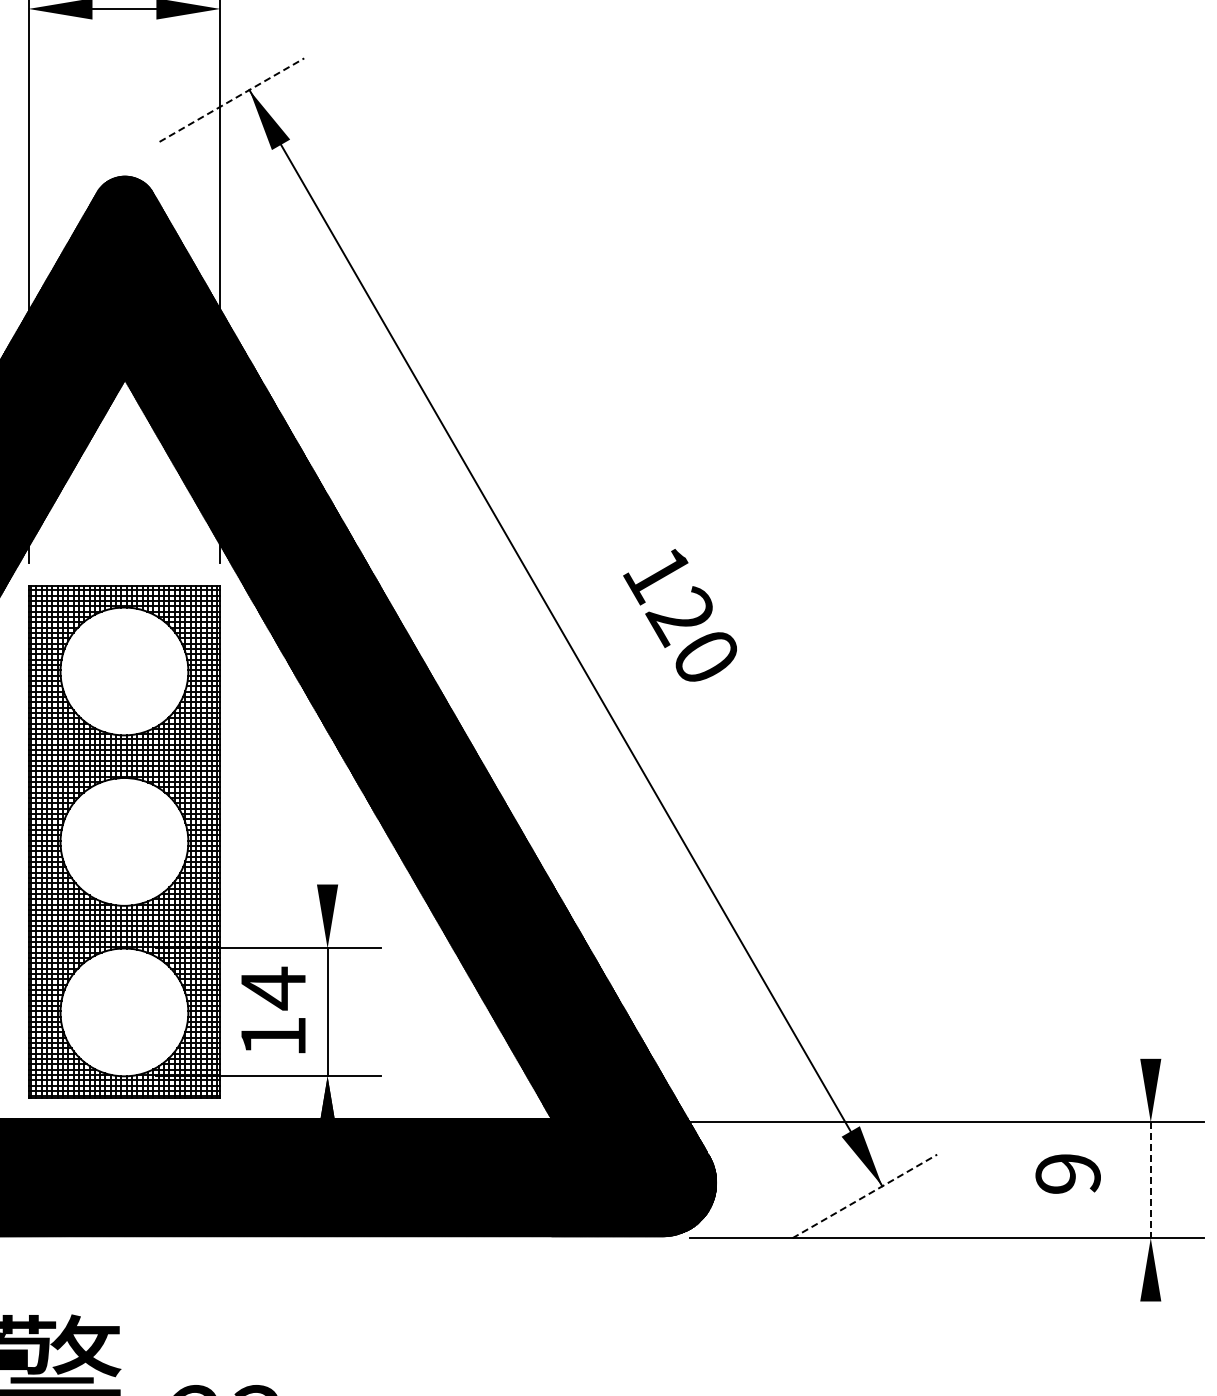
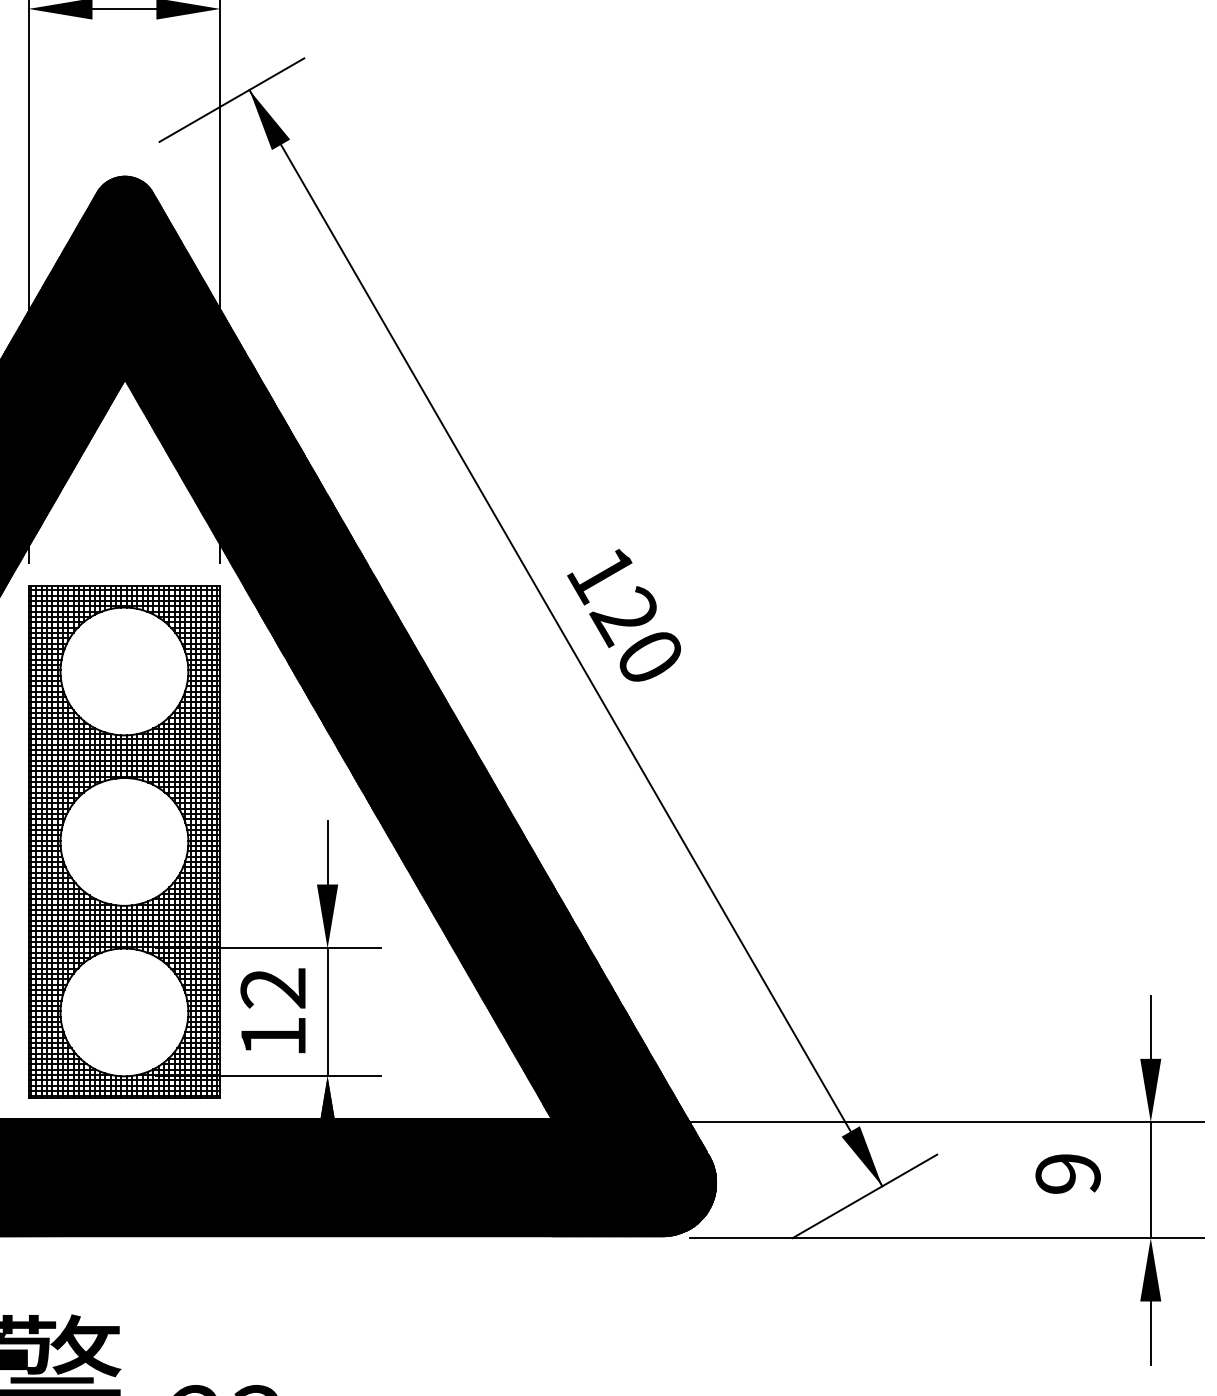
line: dashed -> solid (231, 100)
text position: (679, 615) -> (623, 615) (623, 615)
line: none -> present (327, 852)
text: 14 -> 12 (272, 988)
line: none -> present (1150, 1026)
line: dashed -> solid (1150, 1180)
line: dashed -> solid (864, 1196)
line: none -> present (1150, 1332)
